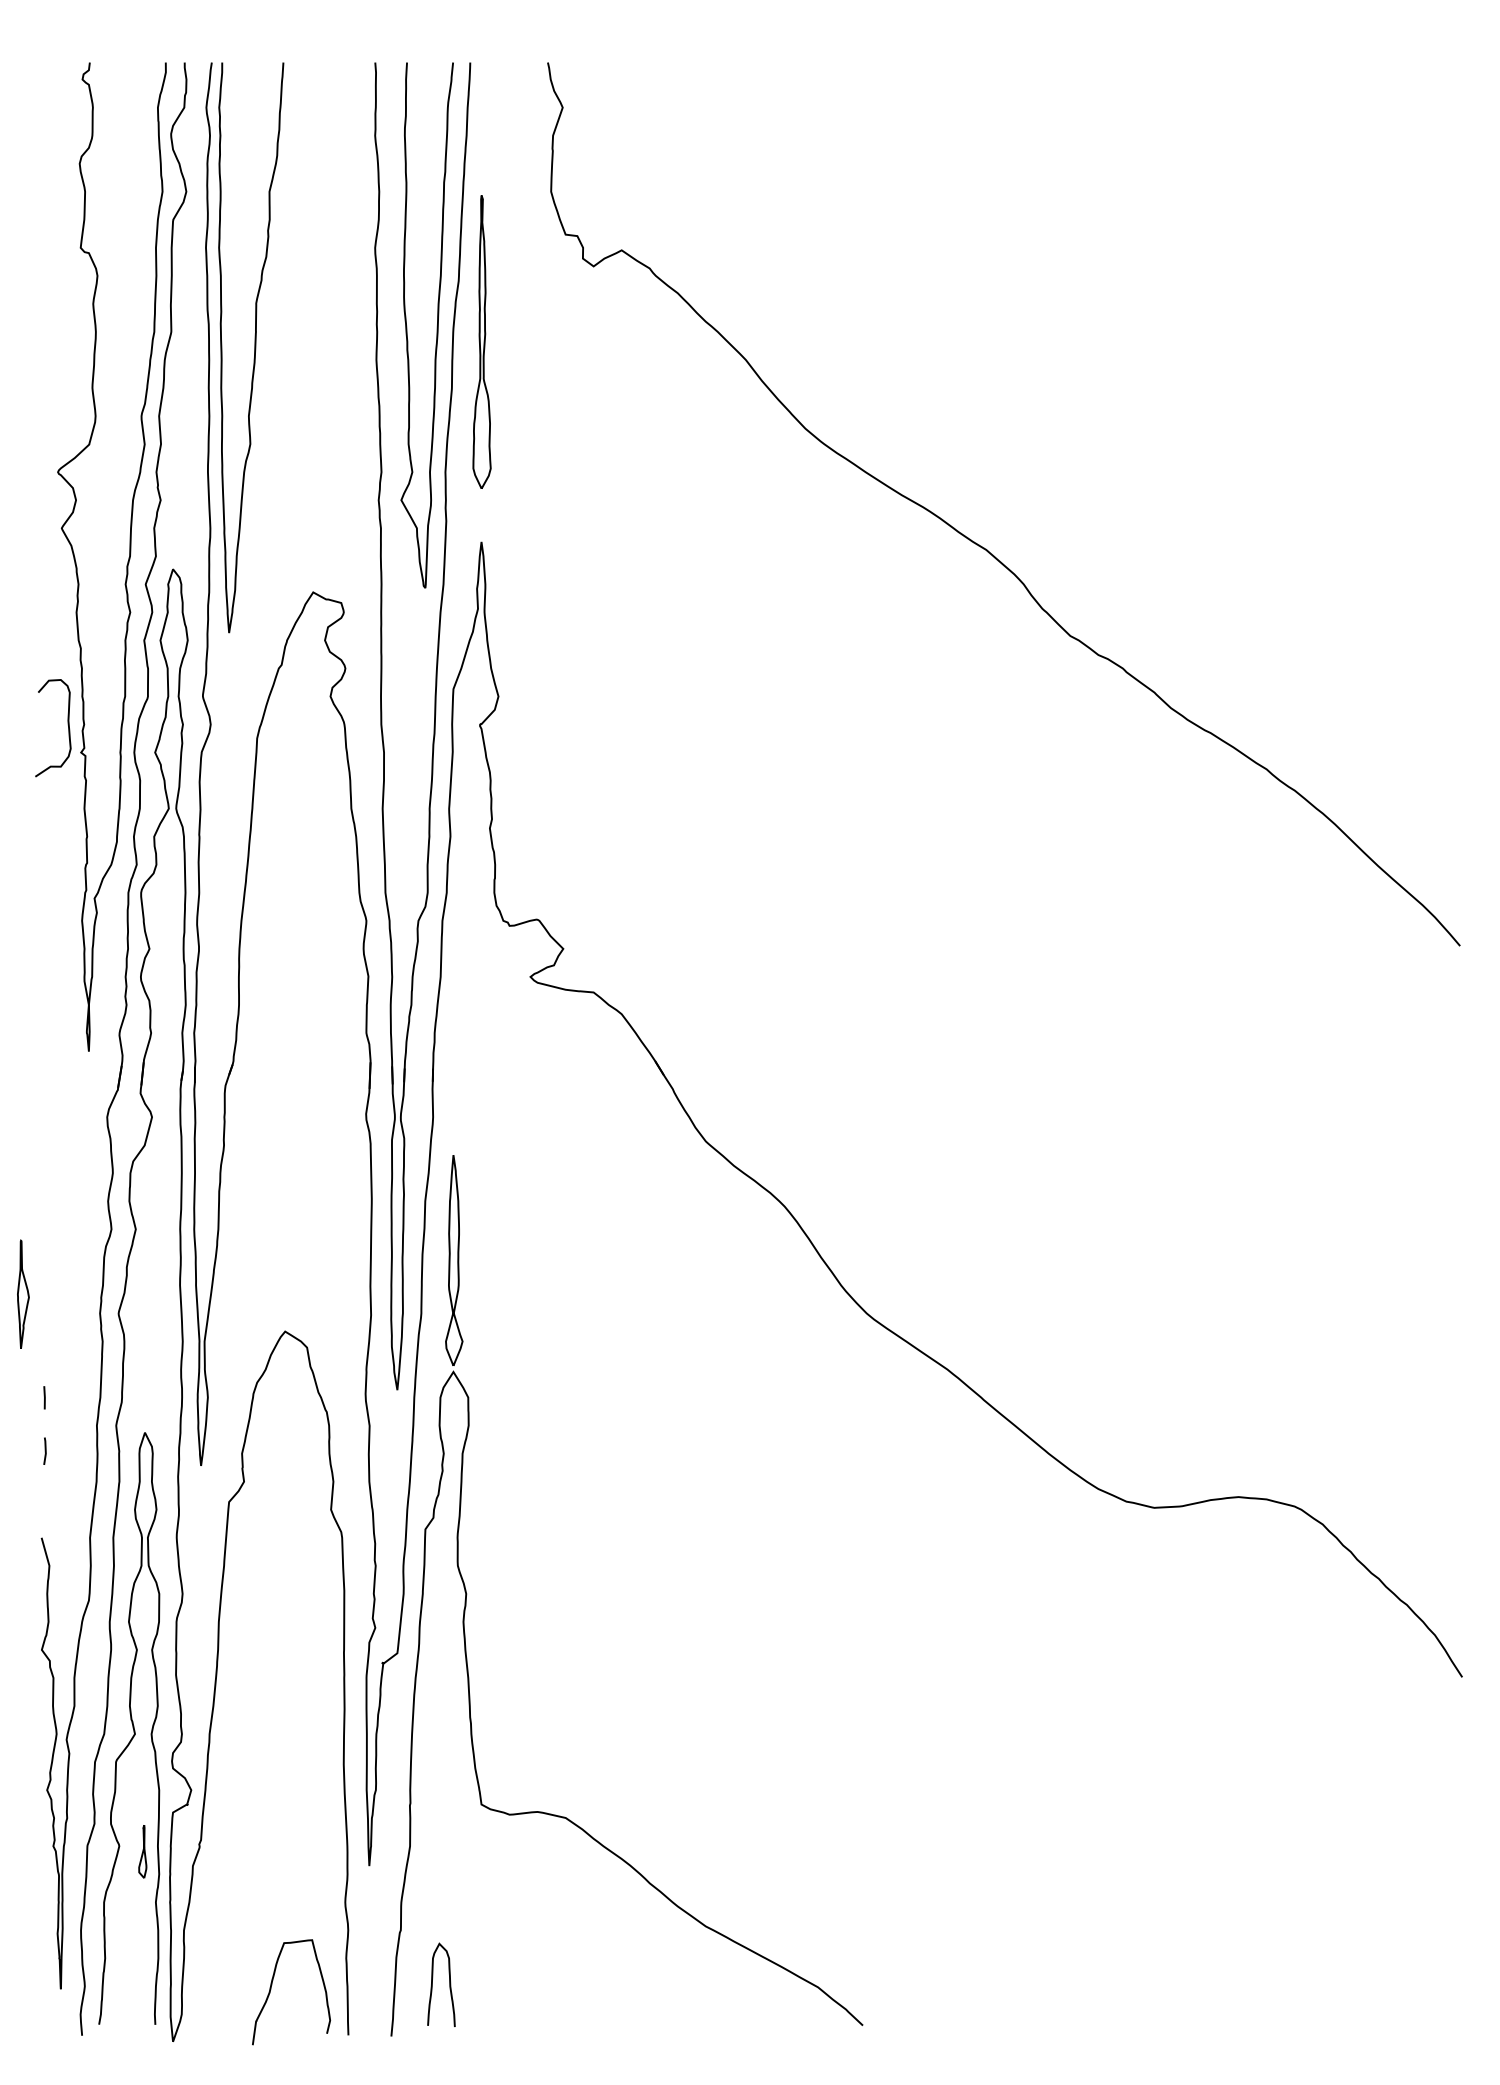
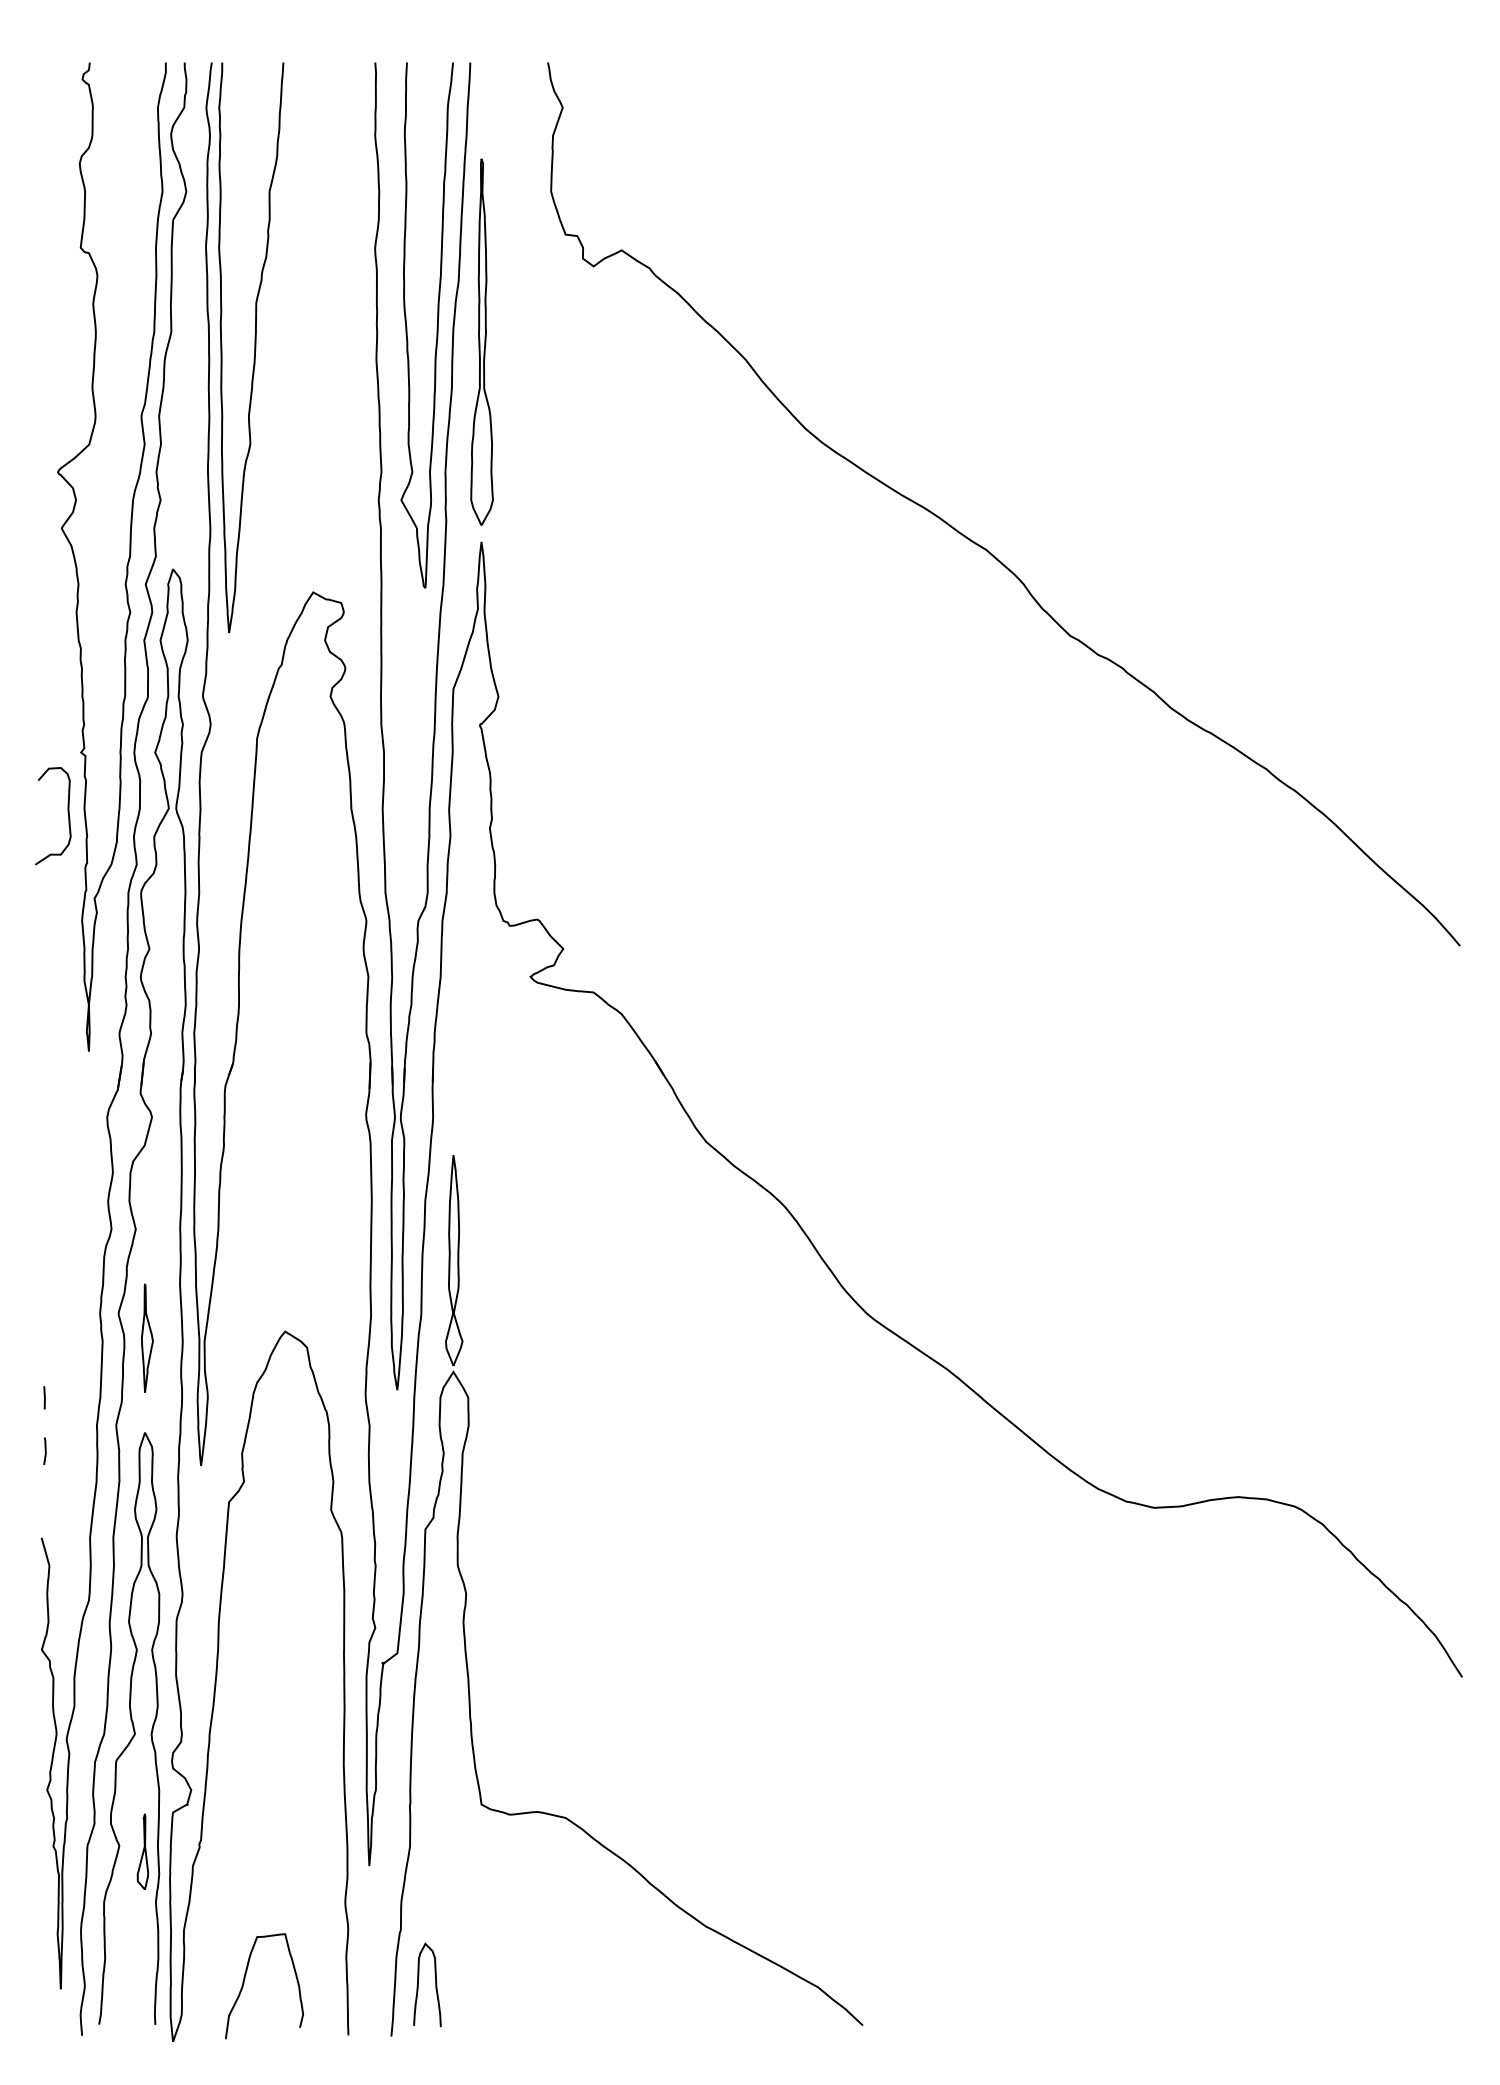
part size: 20x294 px -> 24x368 px (481, 341)
curve position: (67, 724) -> (67, 812) (67, 812)
part position: (23, 1293) -> (147, 1337) (147, 1337)
part size: 10x54 px -> 13x77 px (142, 1851)
curve position: (449, 1984) -> (435, 1984) (435, 1984)
curve position: (271, 1989) -> (244, 1983) (244, 1983)
